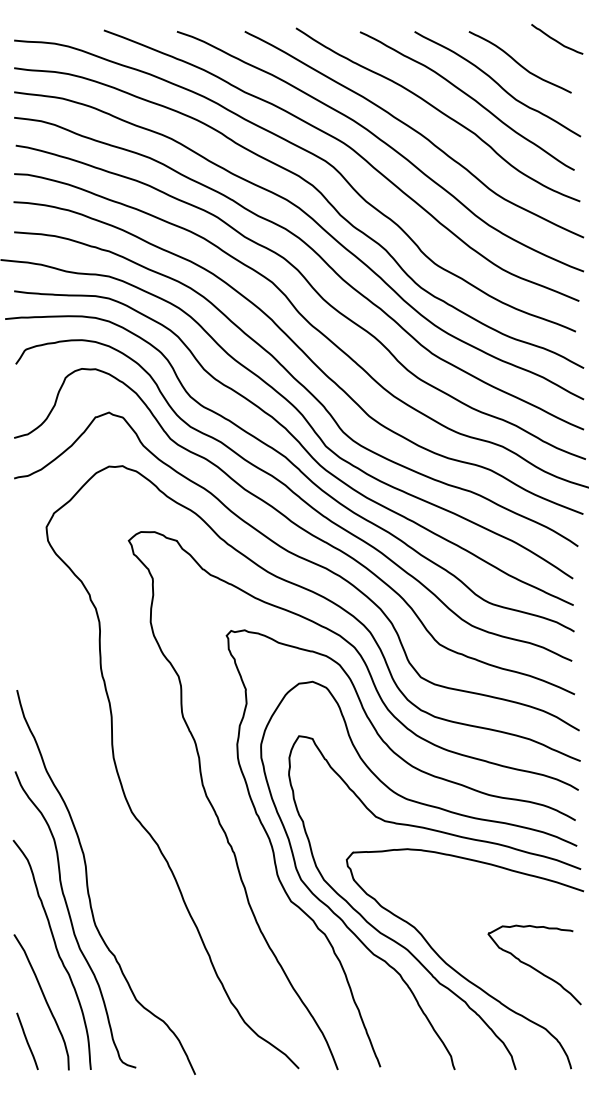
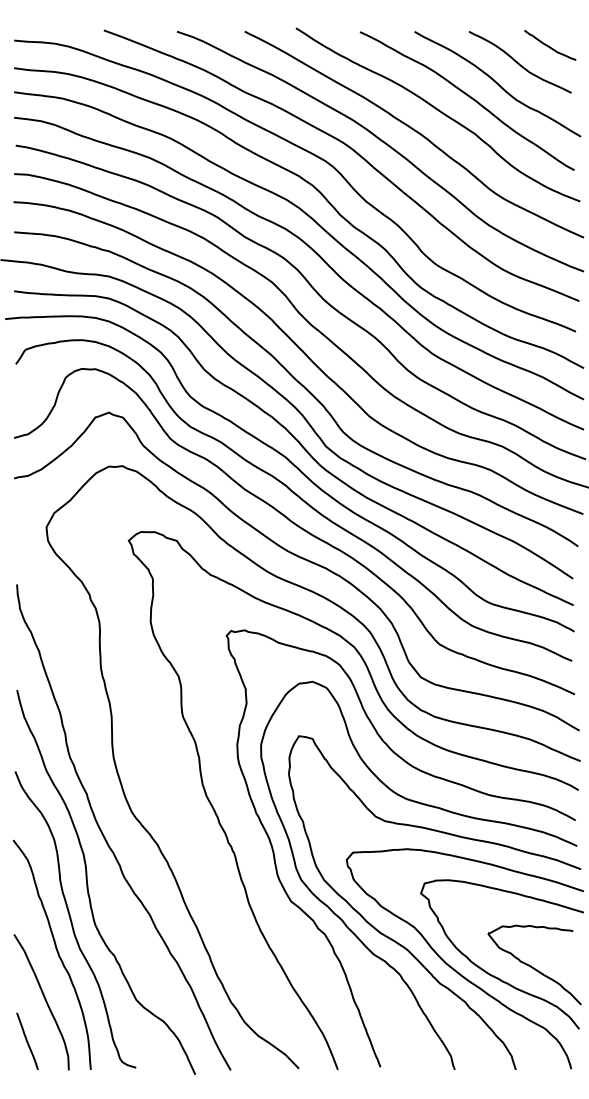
curve position: (557, 40) -> (550, 46) (550, 46)
curve: none -> present (105, 837)
curve: none -> present (492, 974)
